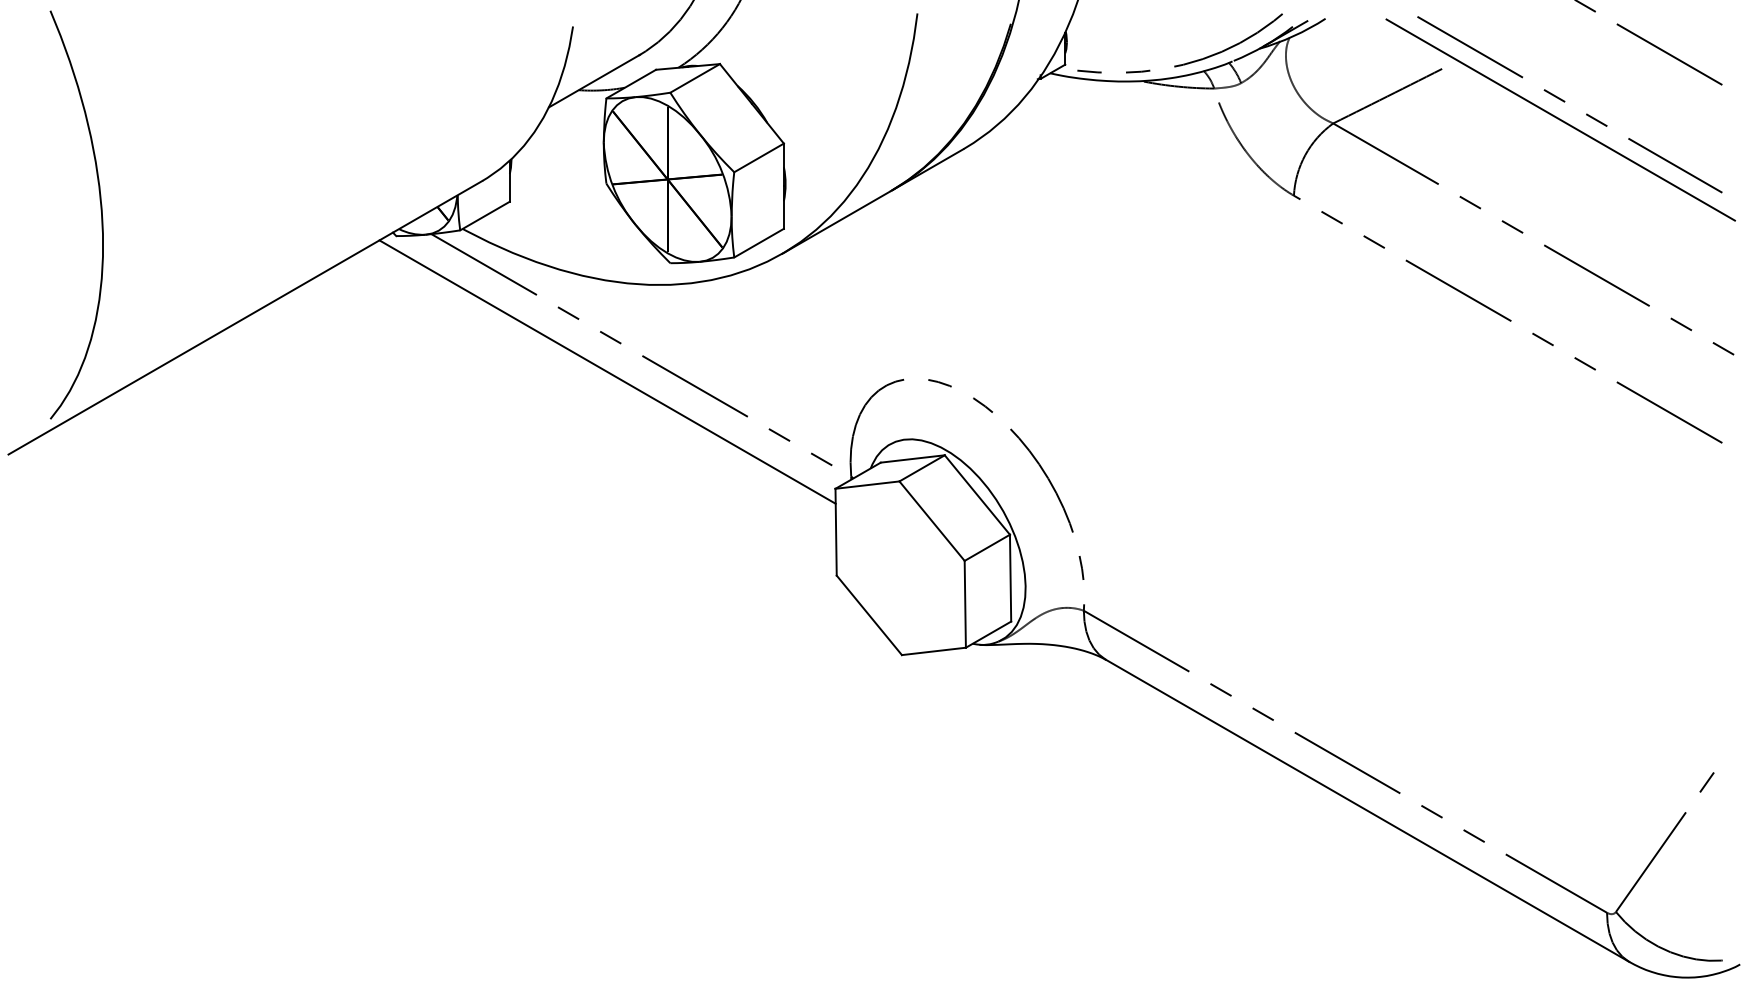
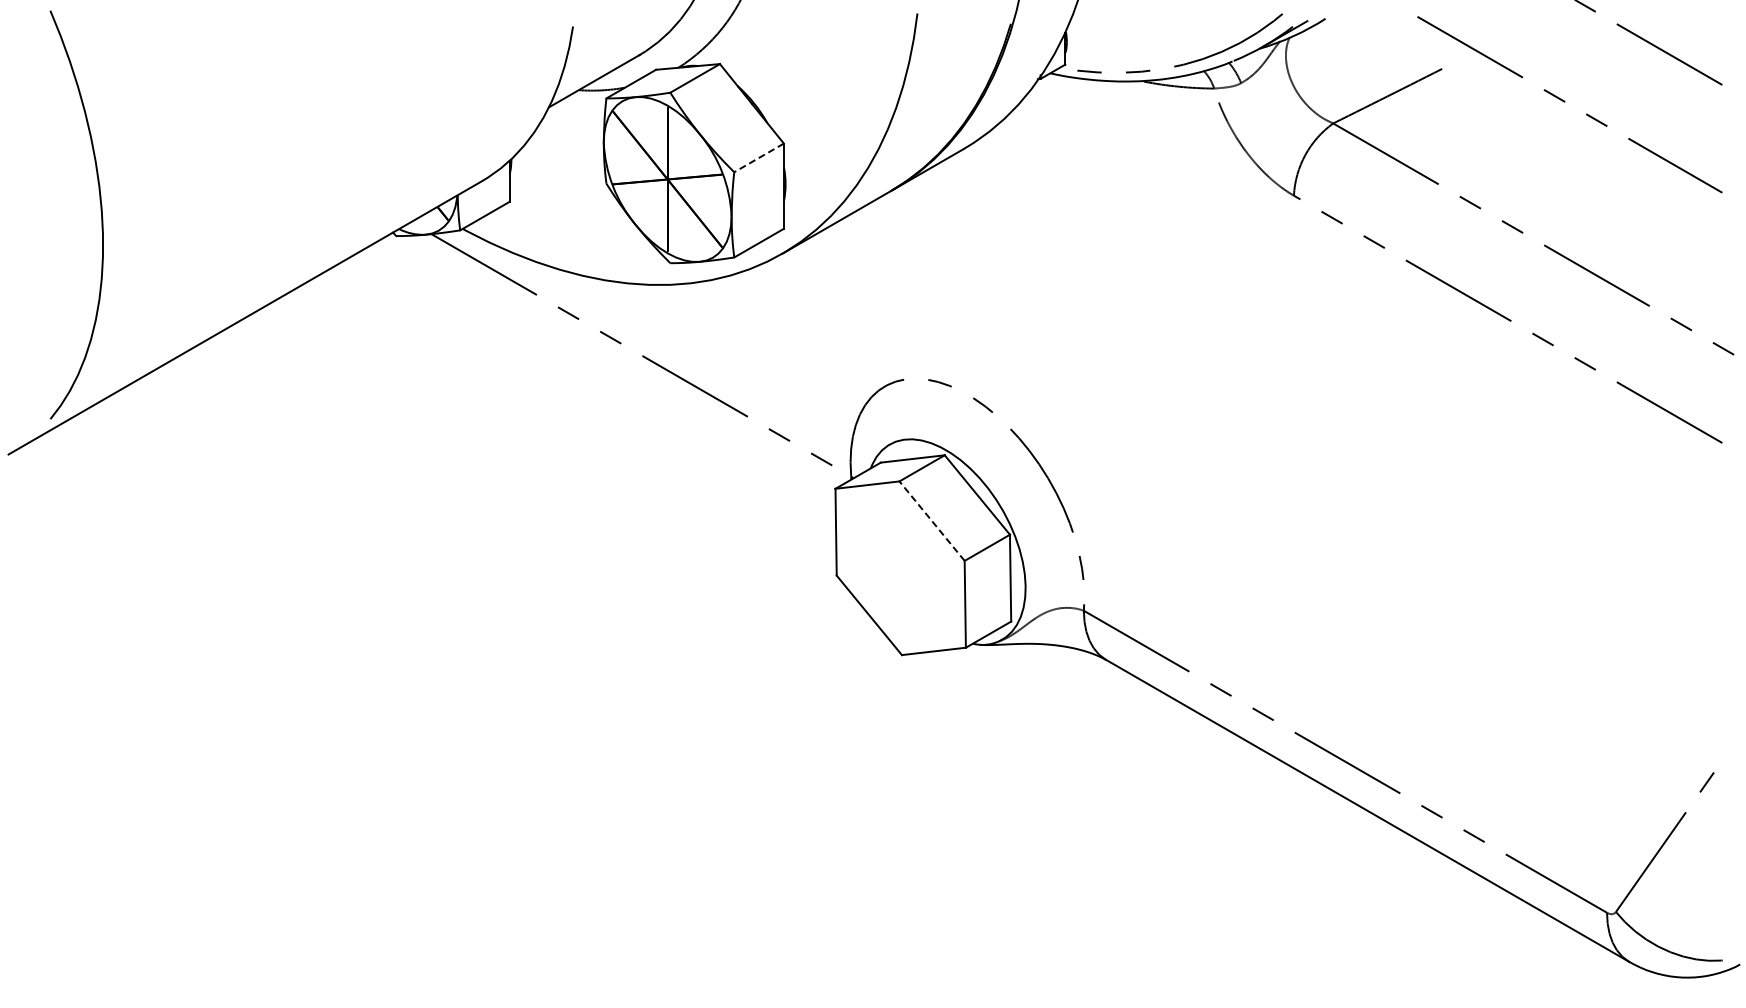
line: present -> none (1560, 119)
line: solid -> dashed (759, 157)
line: present -> none (607, 371)
line: solid -> dashed (931, 520)
